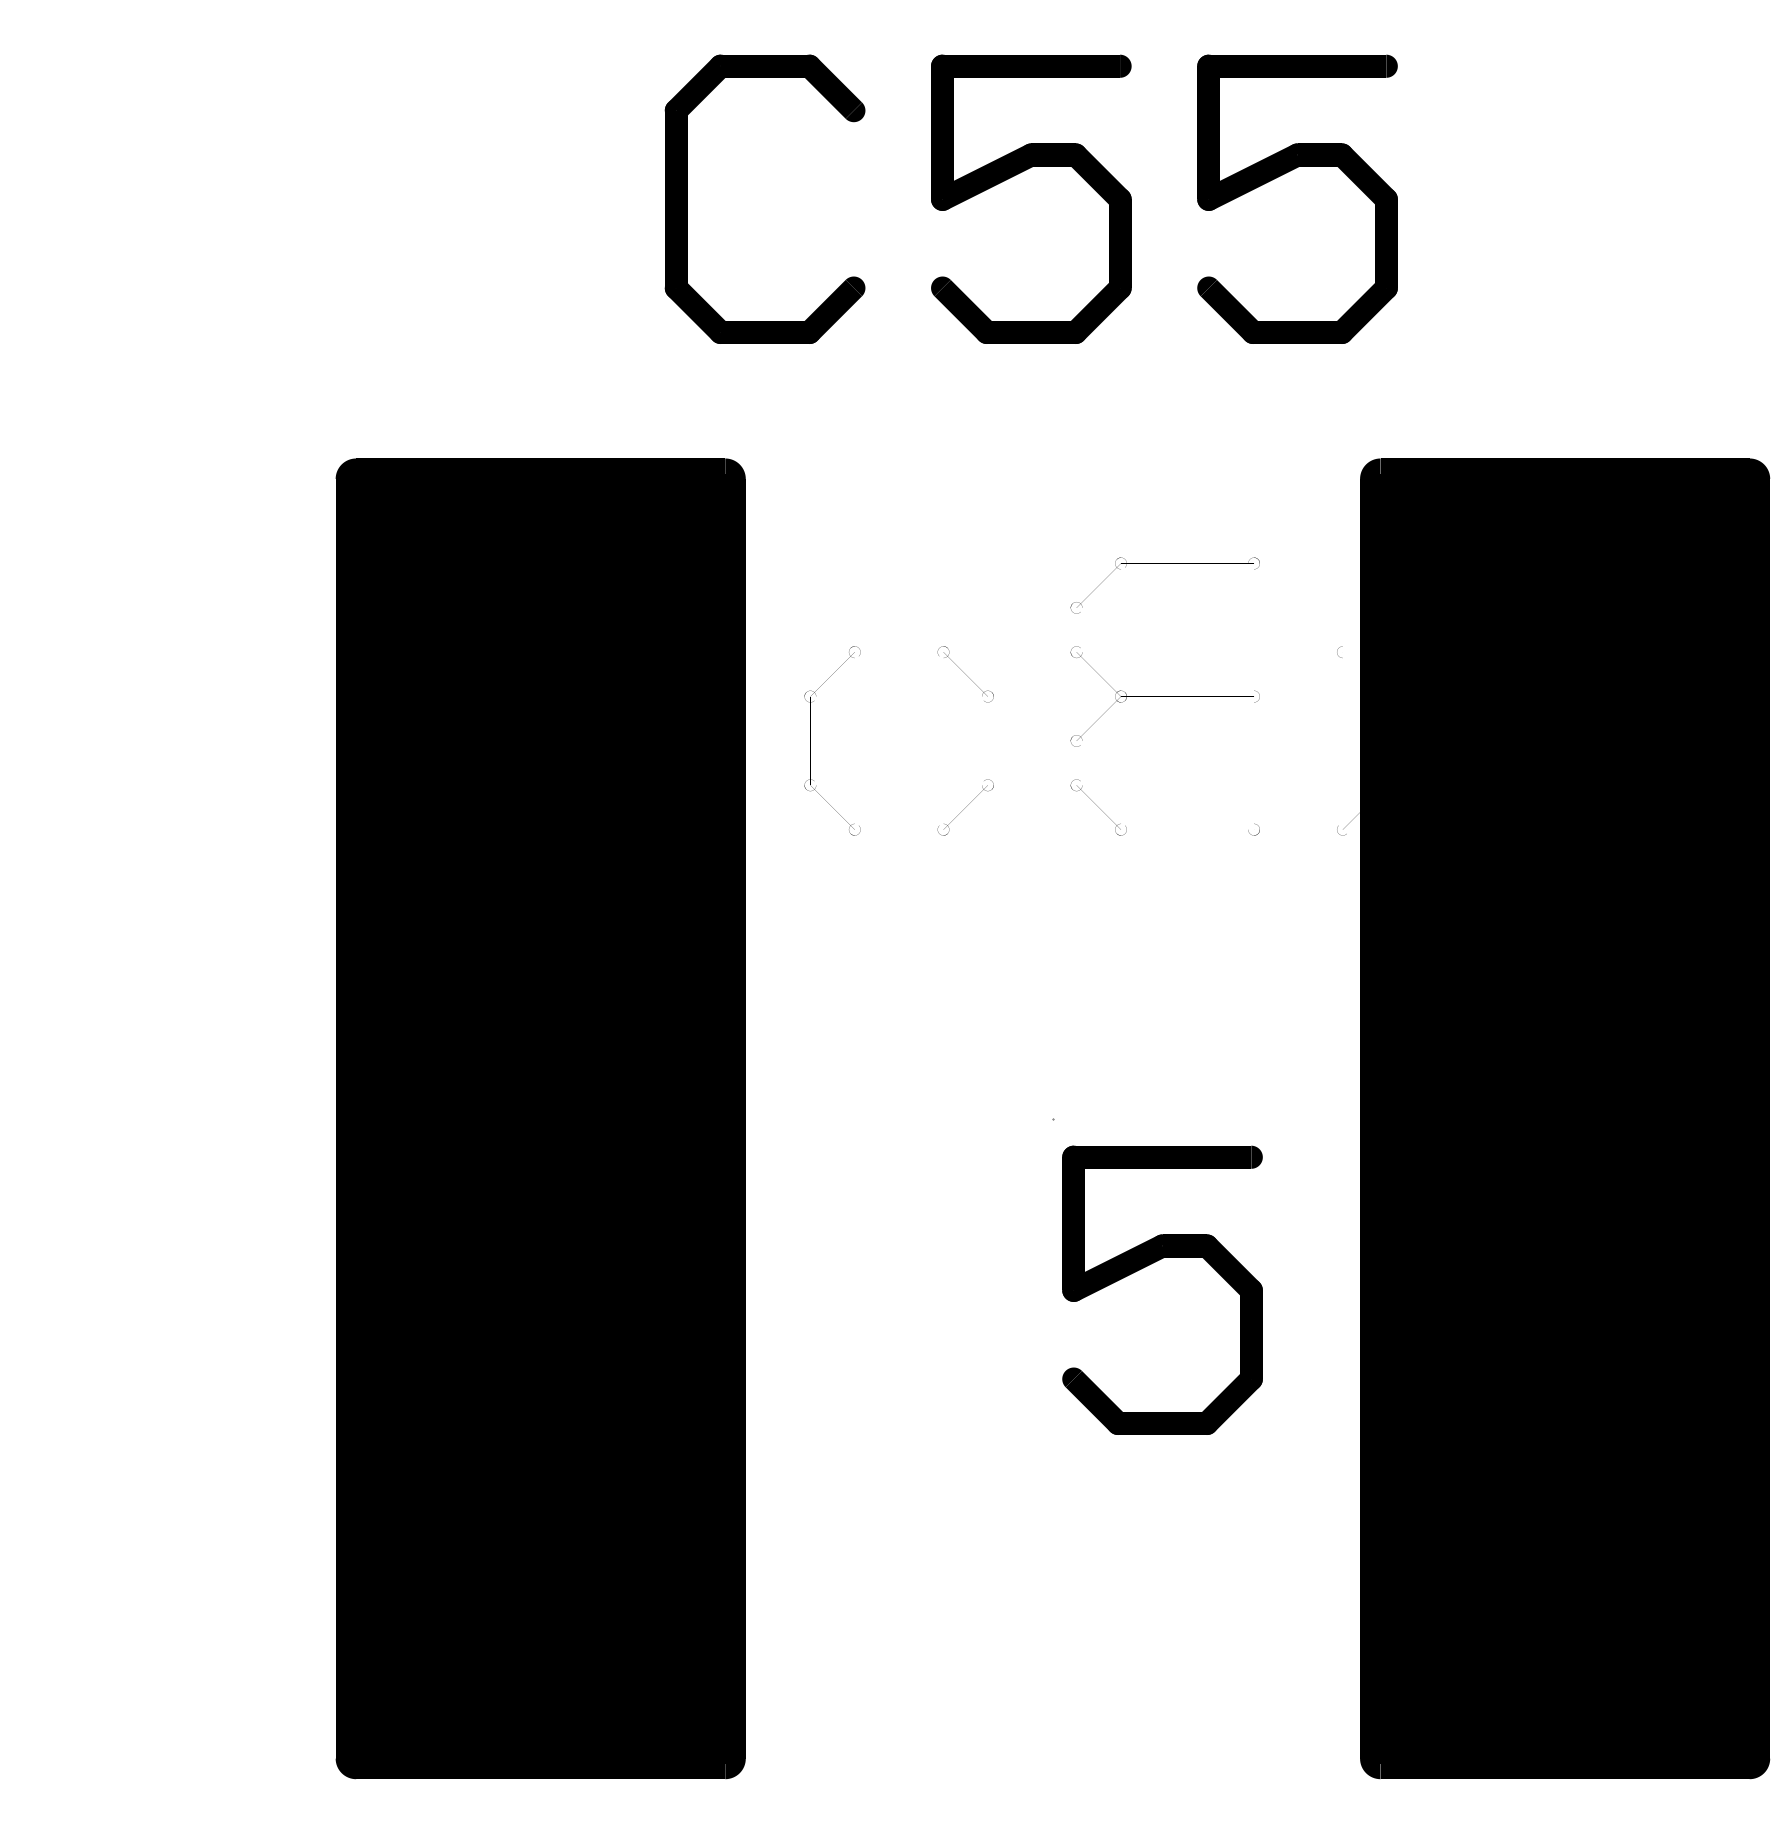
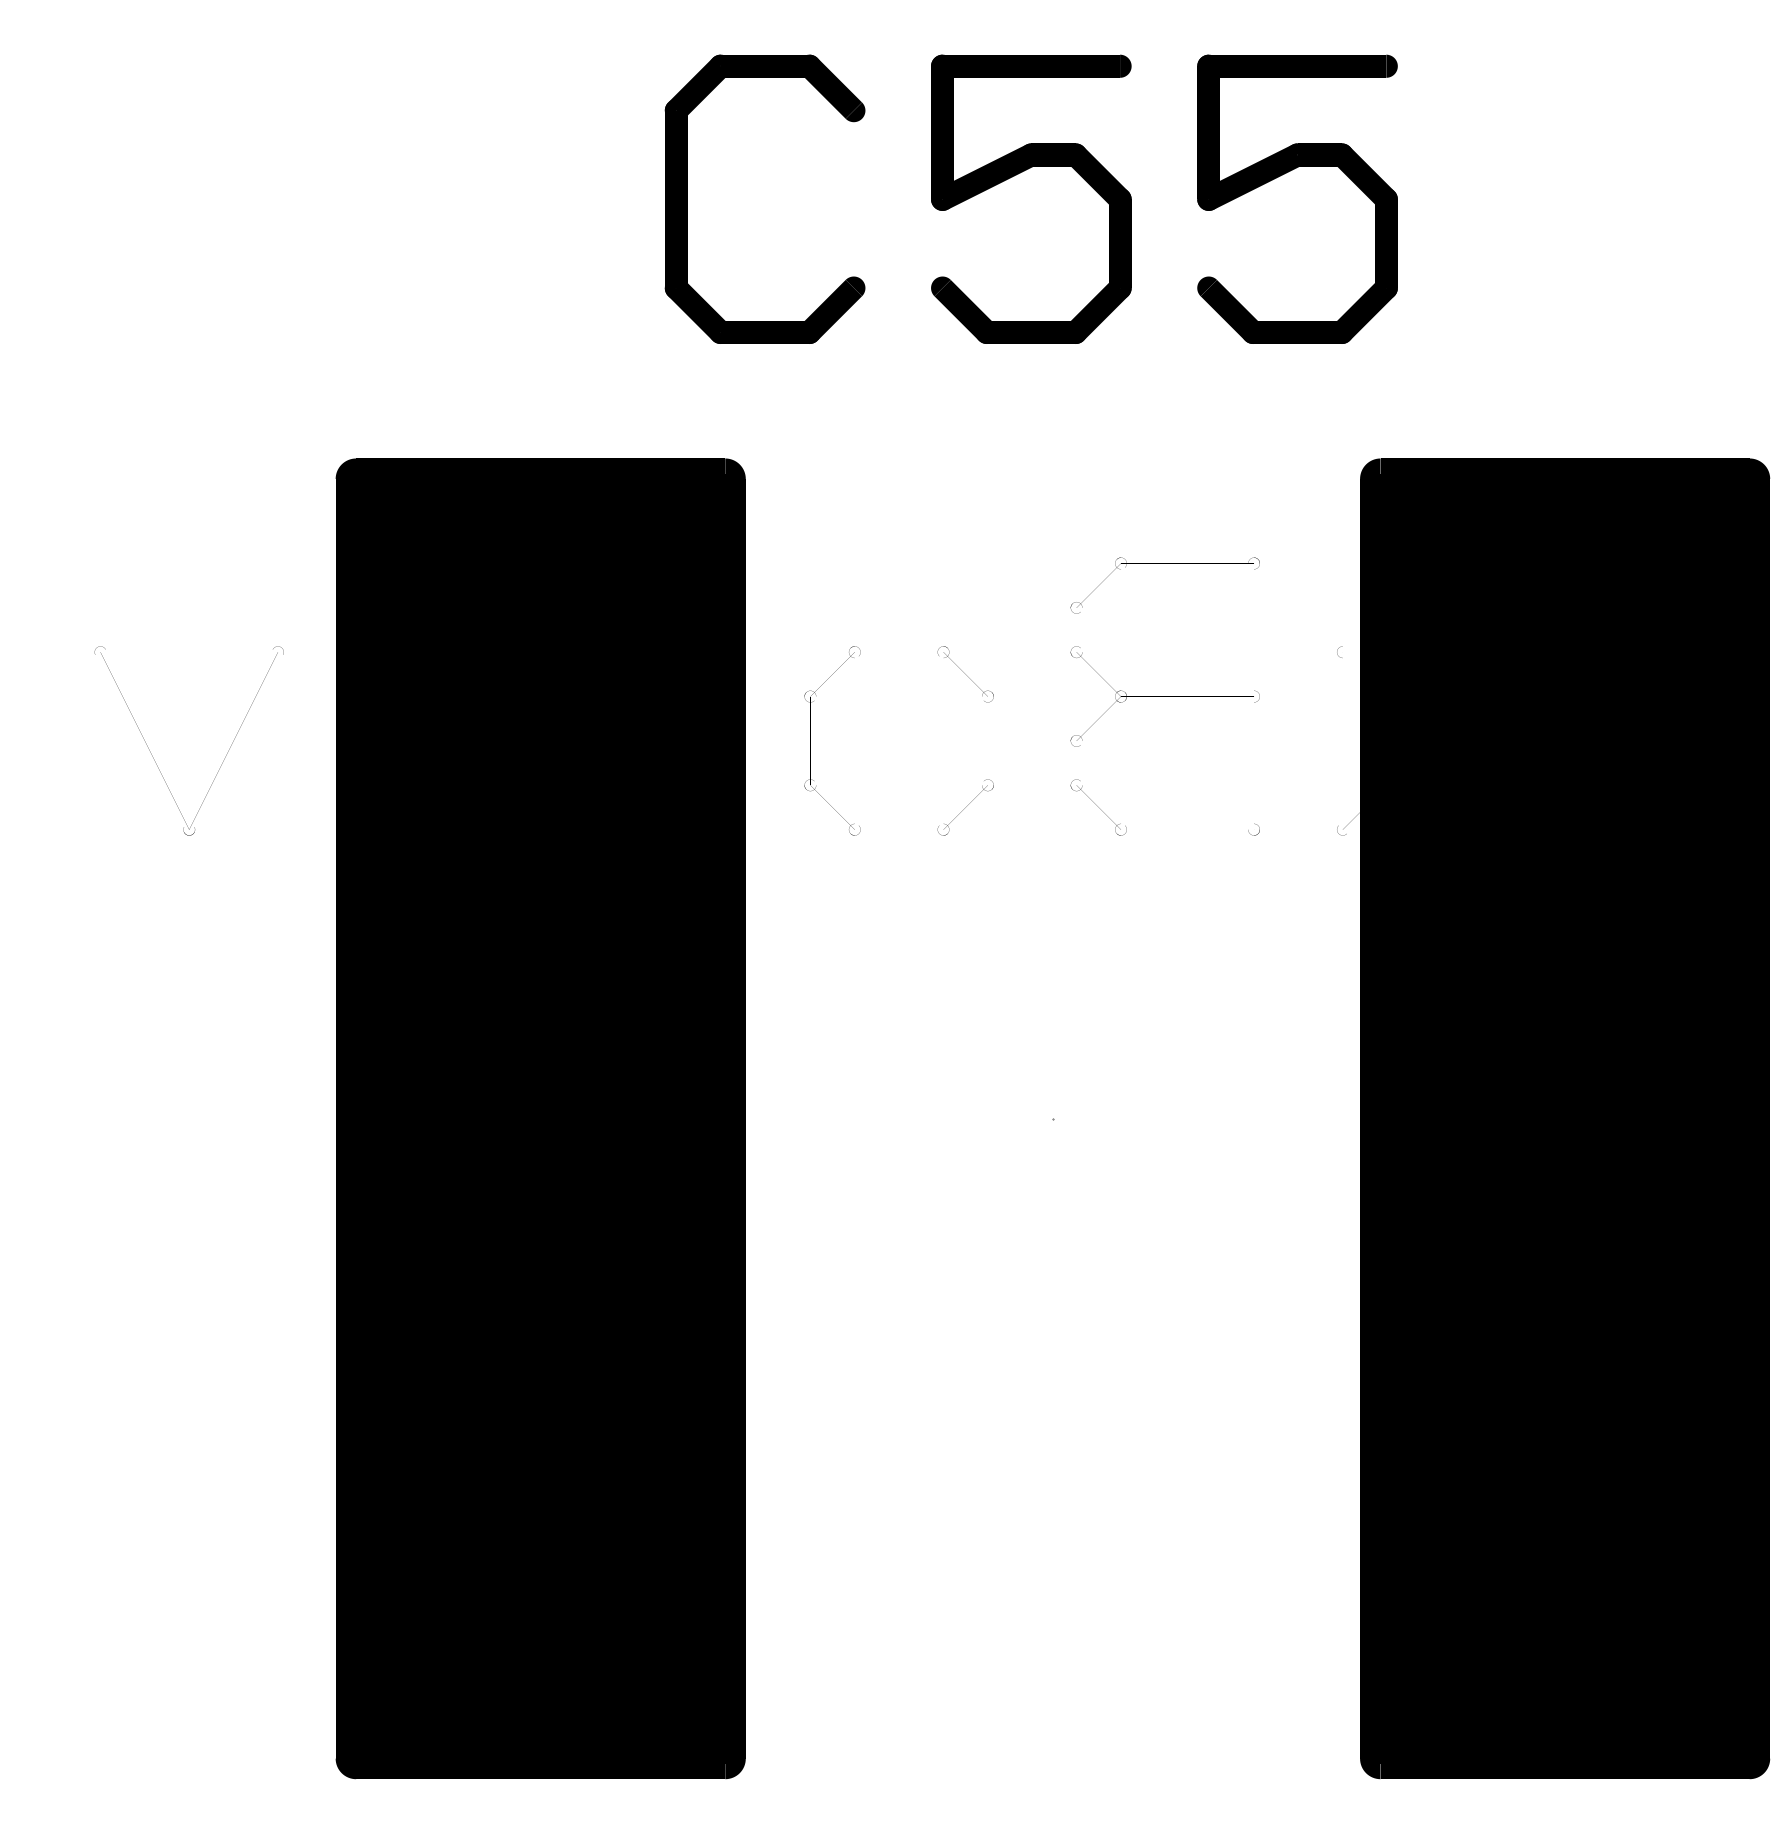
part: none -> present (153, 757)
part: present -> none (1149, 1265)
